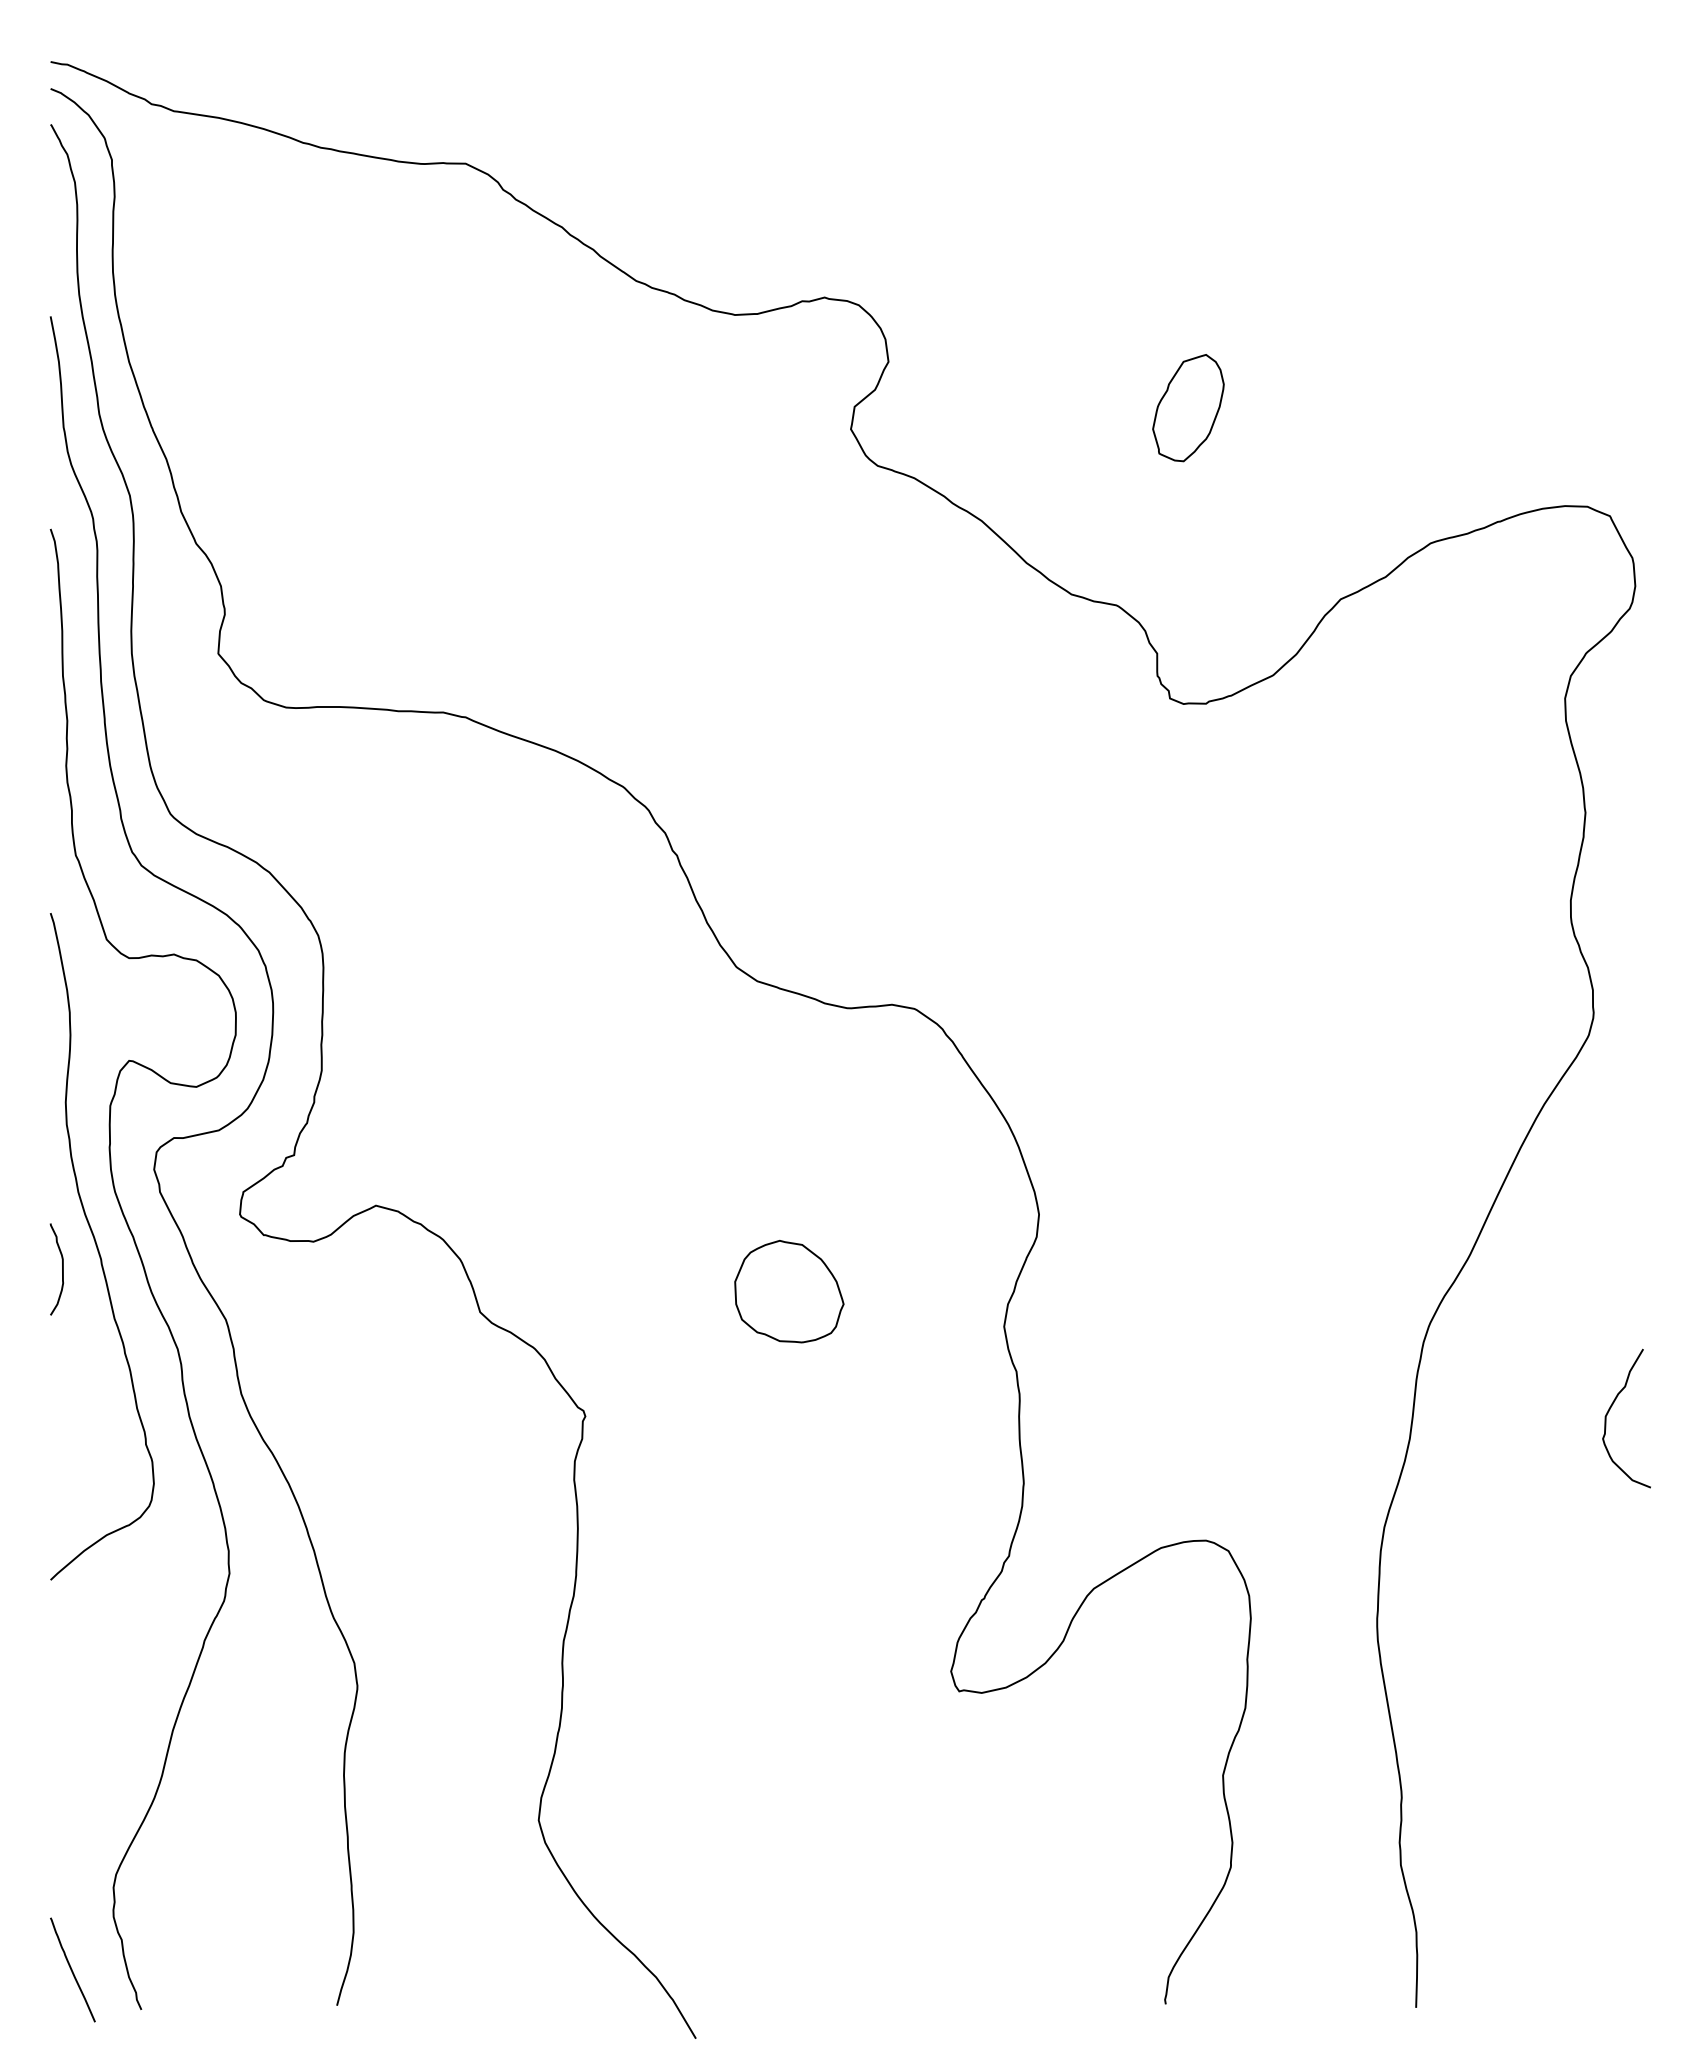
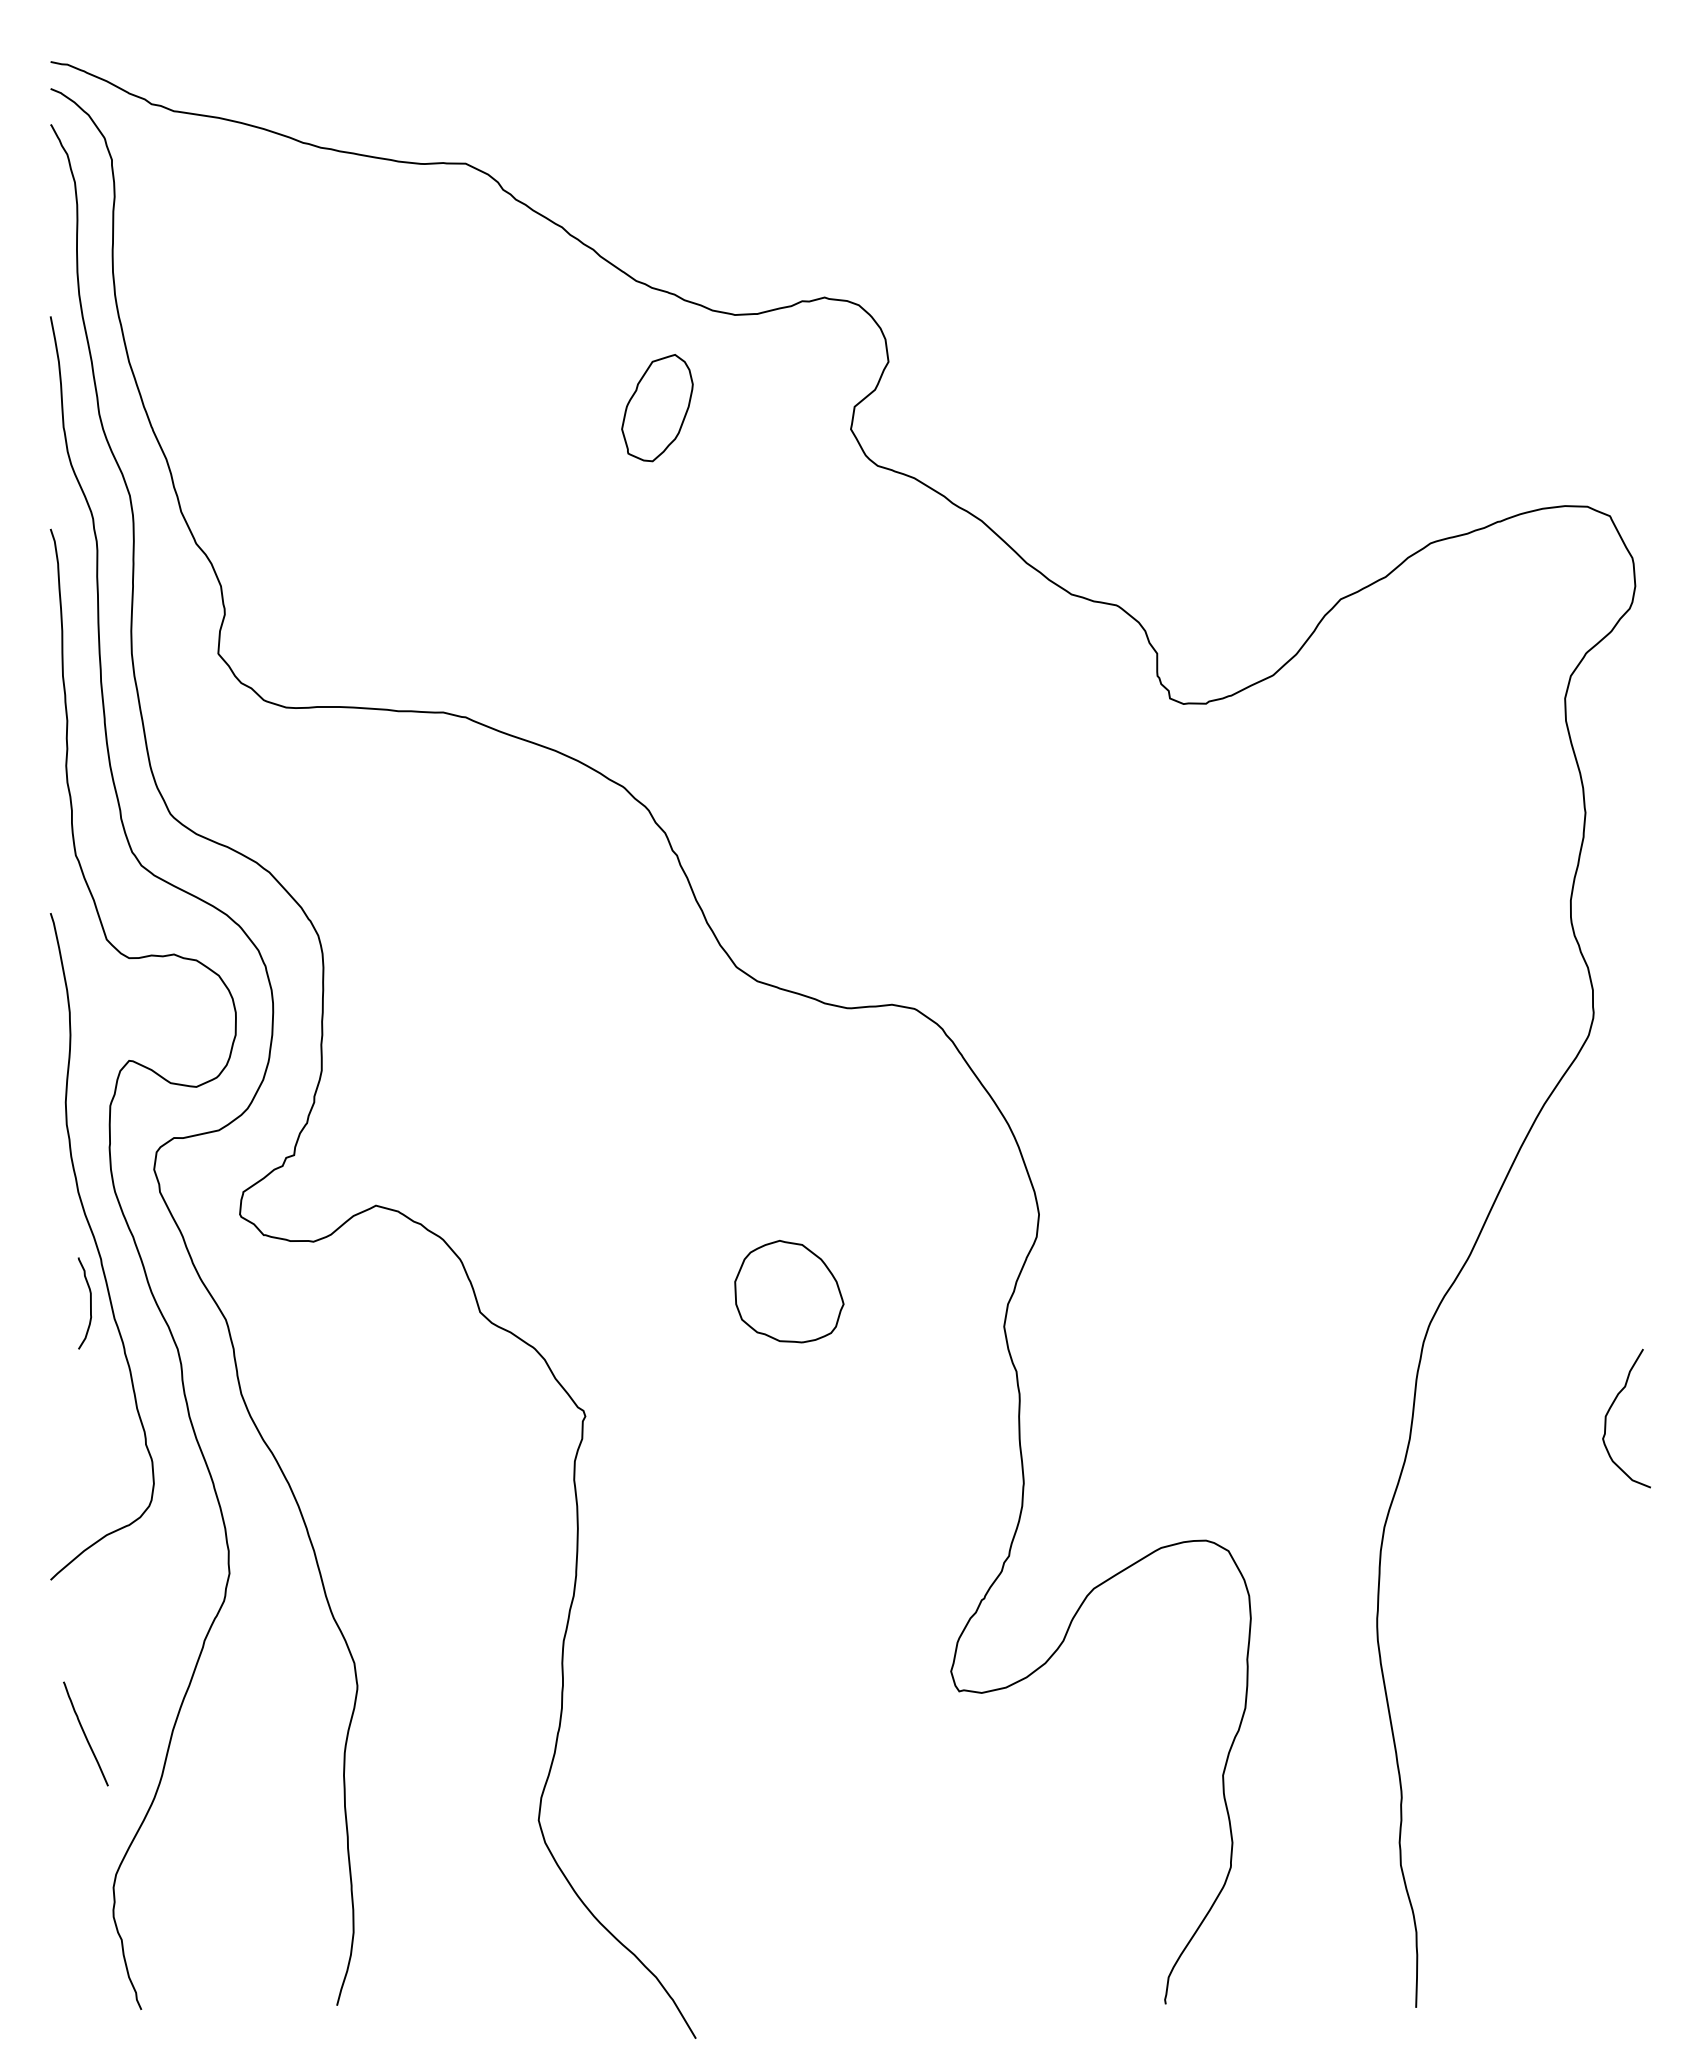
part position: (1188, 408) -> (657, 408) (657, 408)
curve position: (62, 1269) -> (90, 1303) (90, 1303)
curve position: (72, 1969) -> (85, 1733) (85, 1733)
